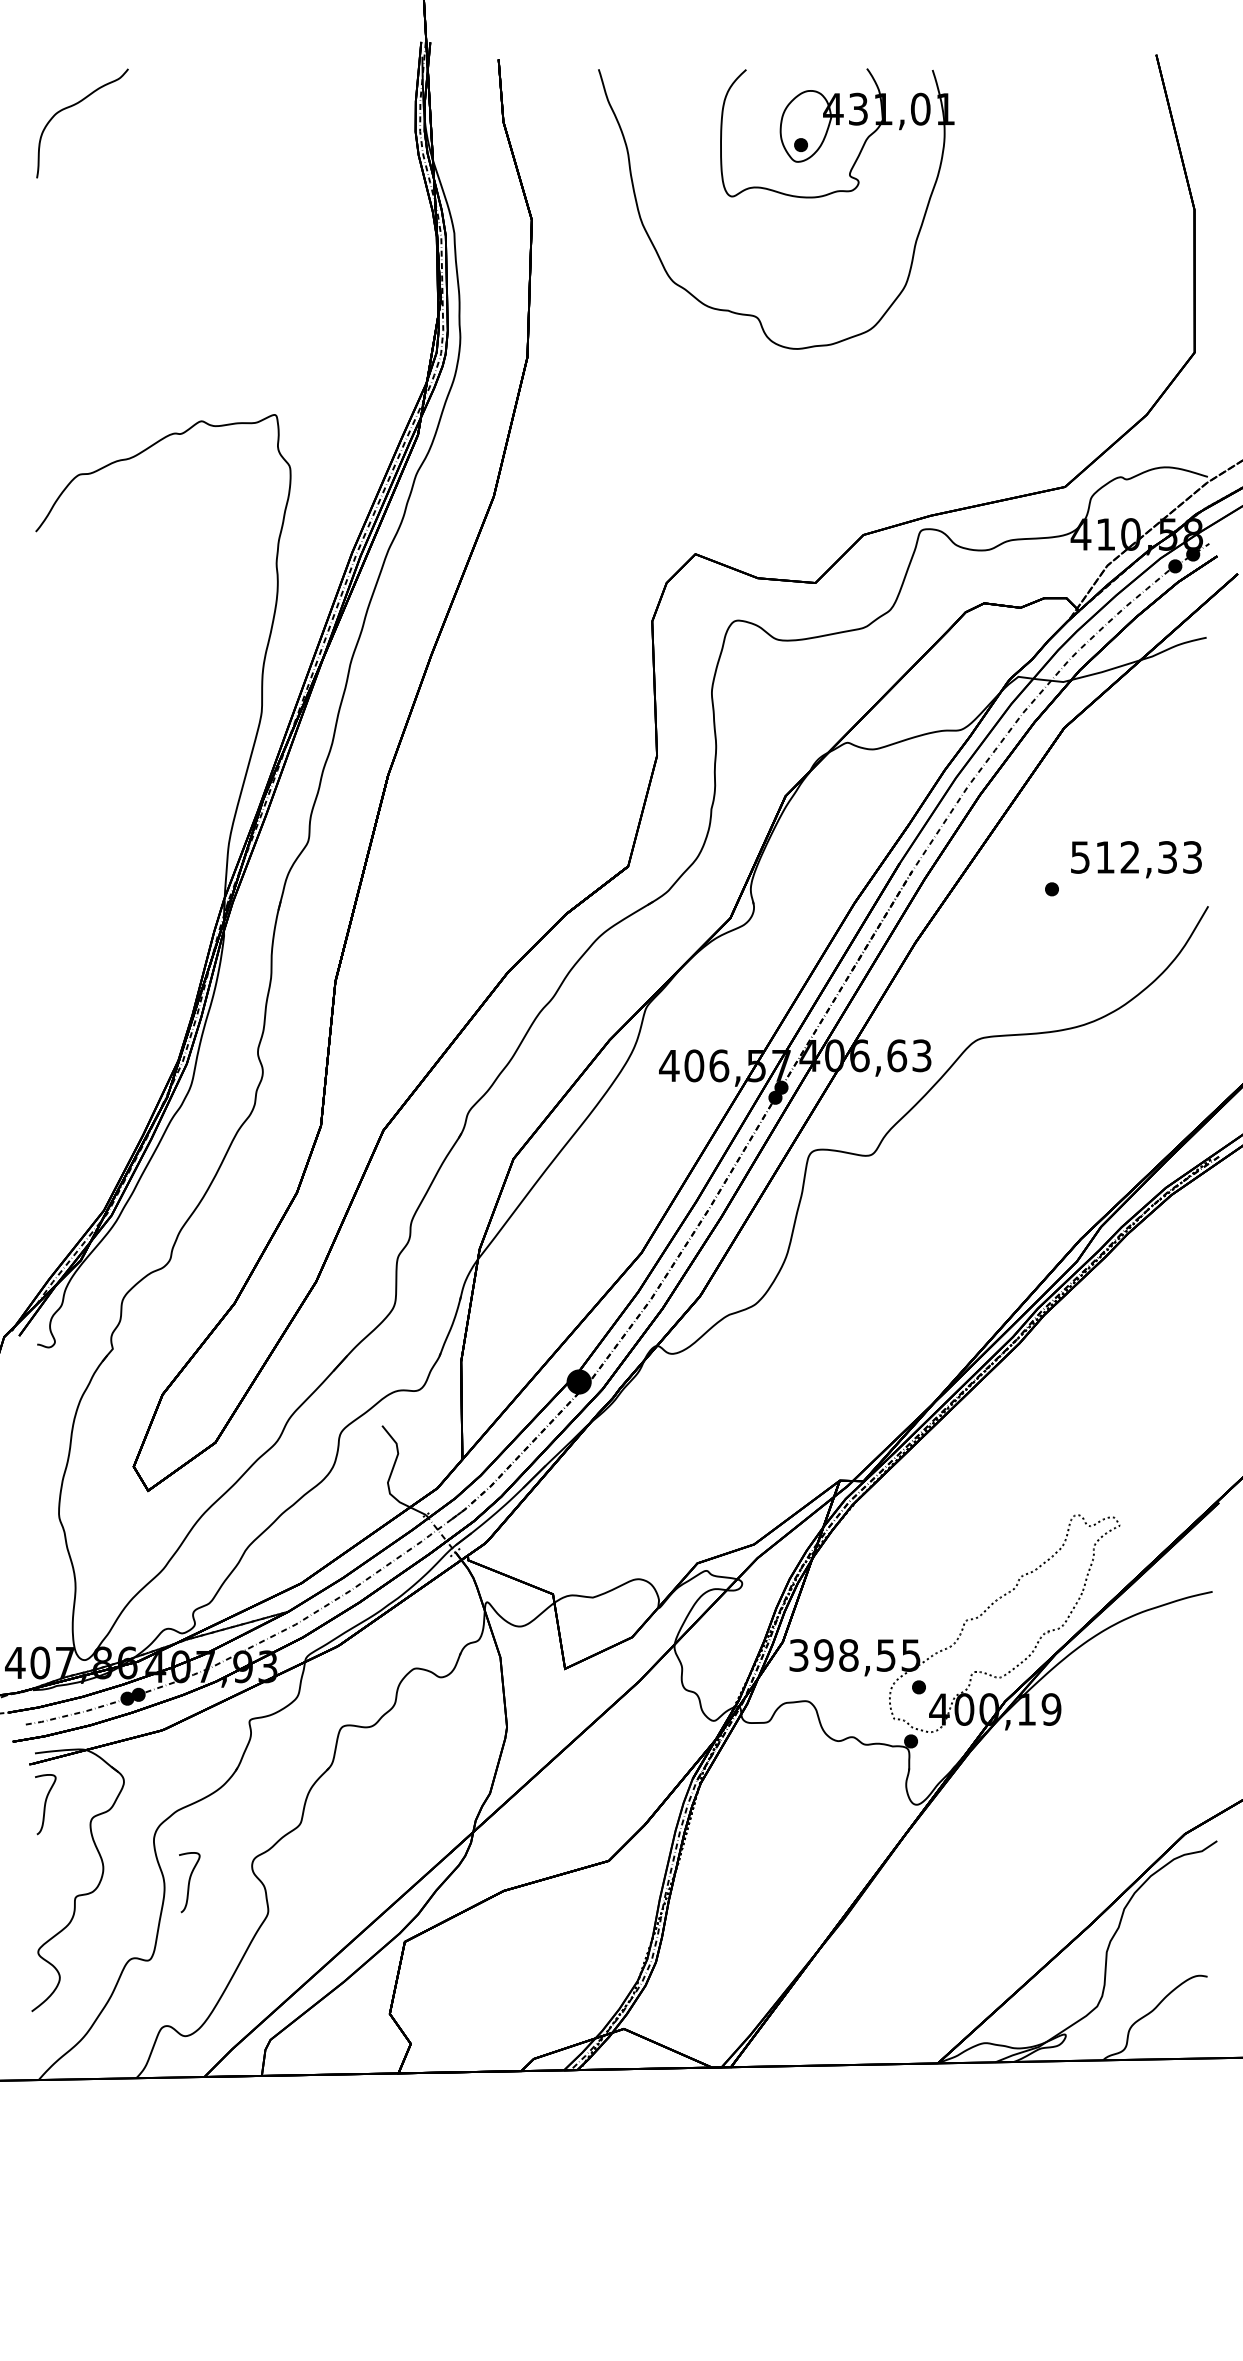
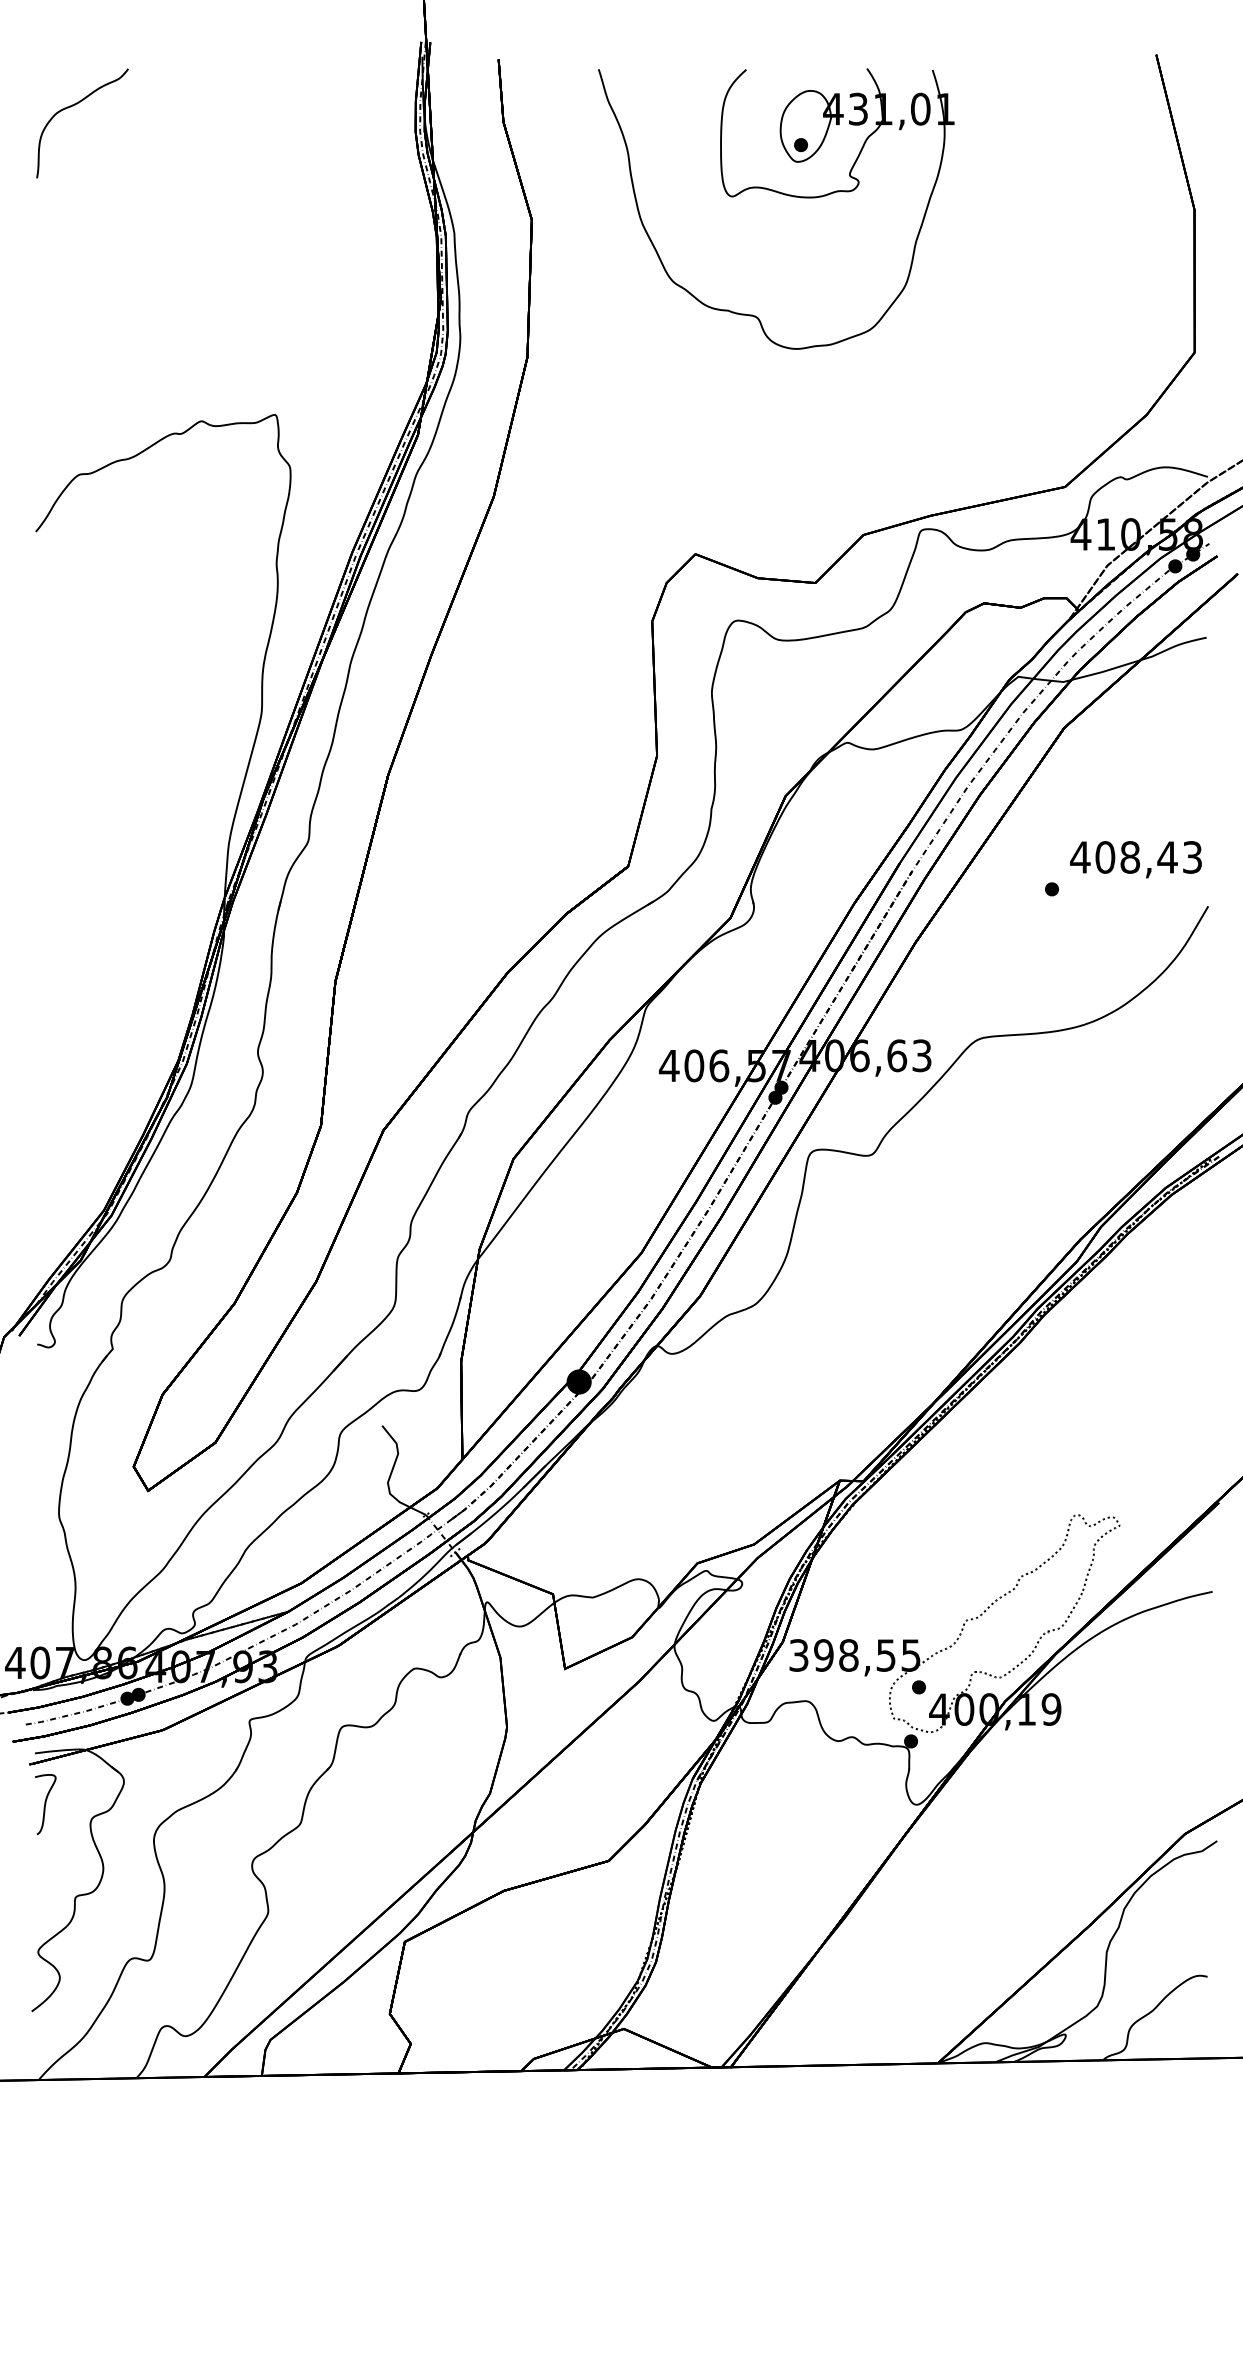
text: 512,33 -> 408,43 (1123, 857)
curve: present -> none (189, 1882)
